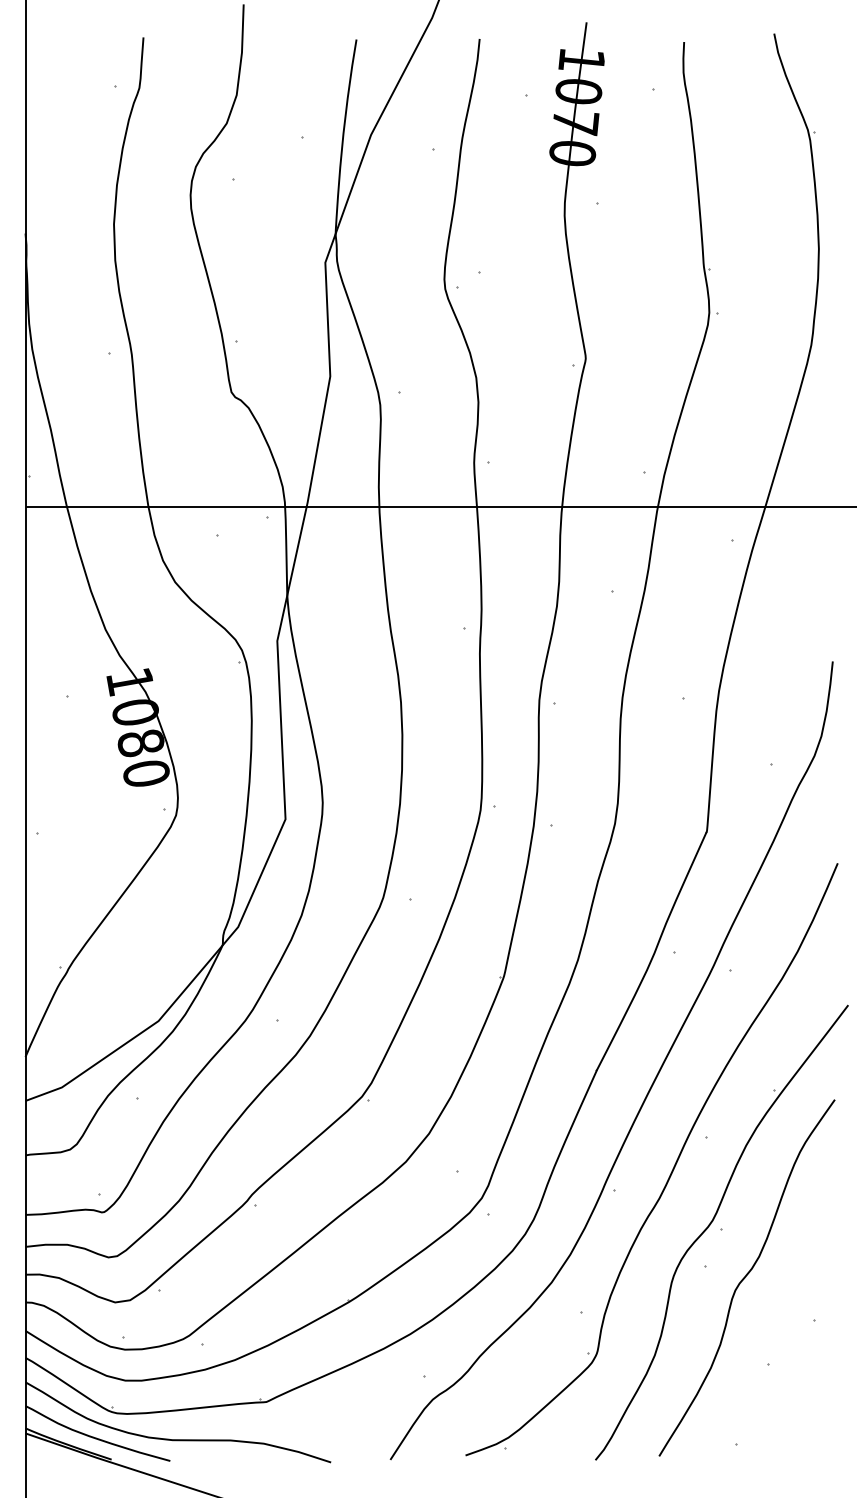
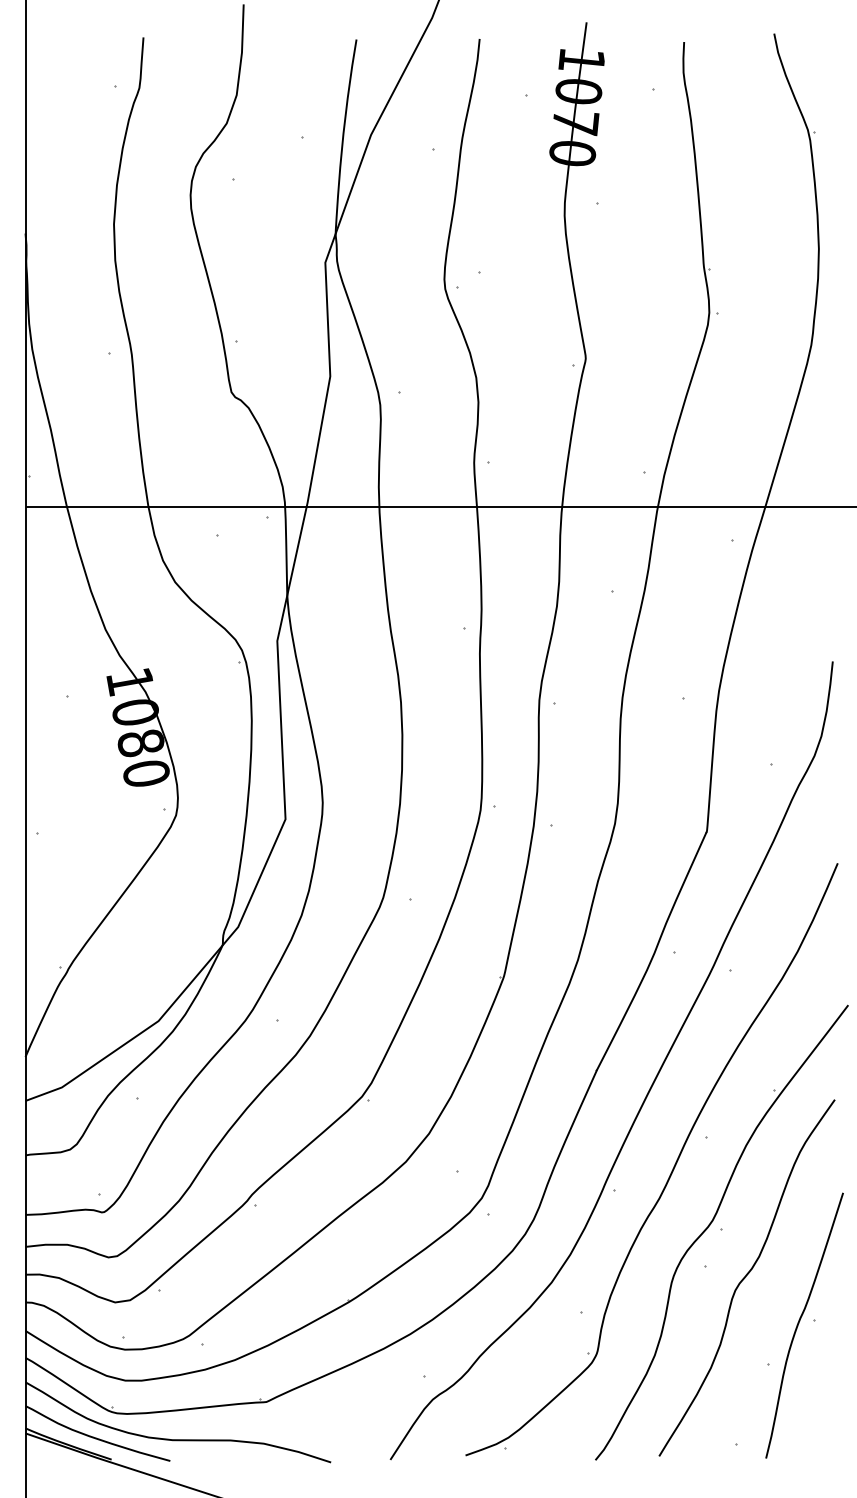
curve: none -> present (799, 1323)
